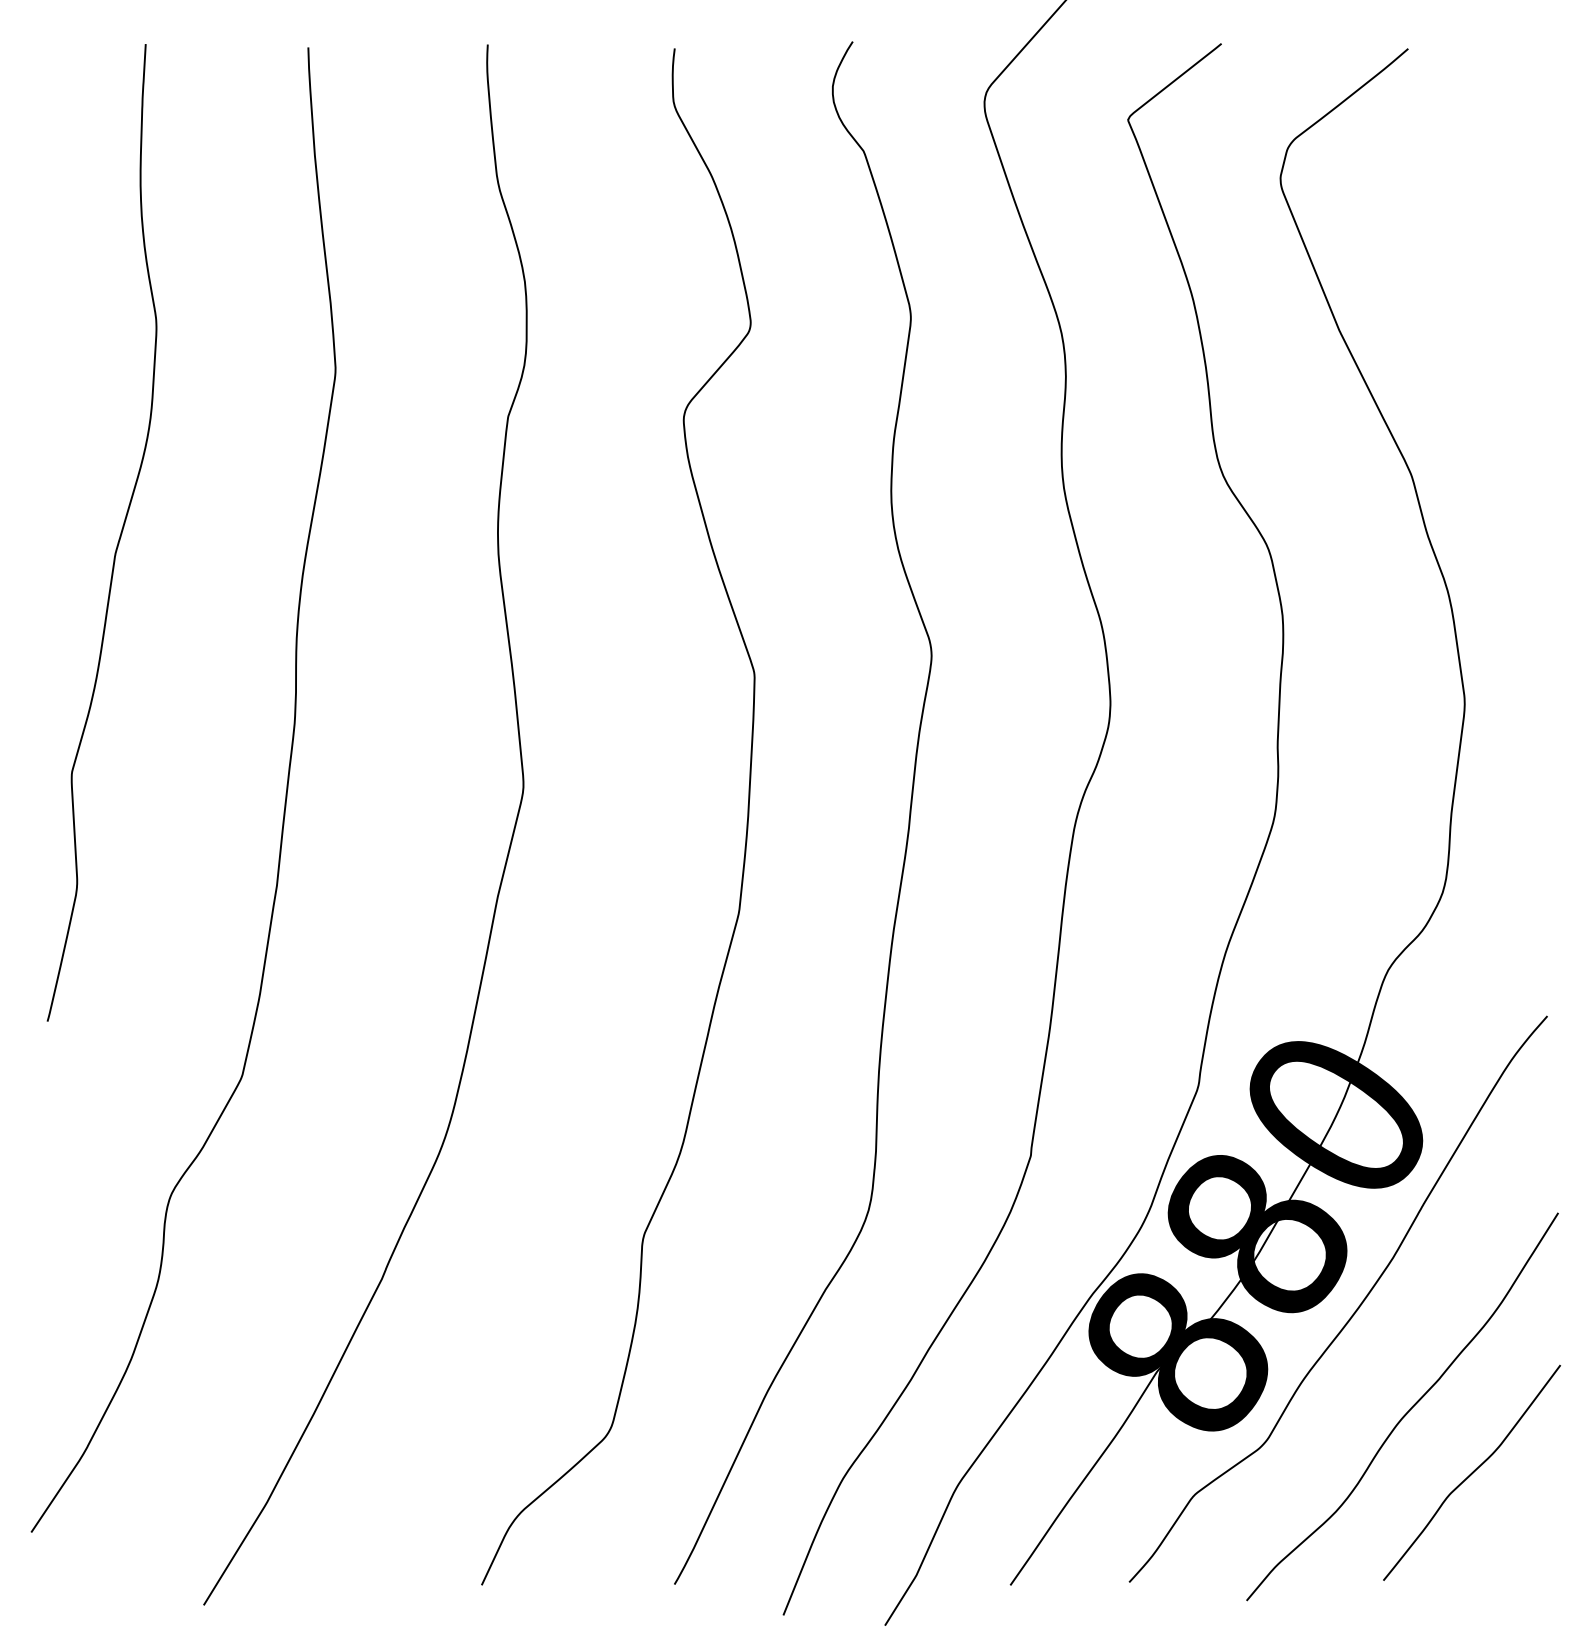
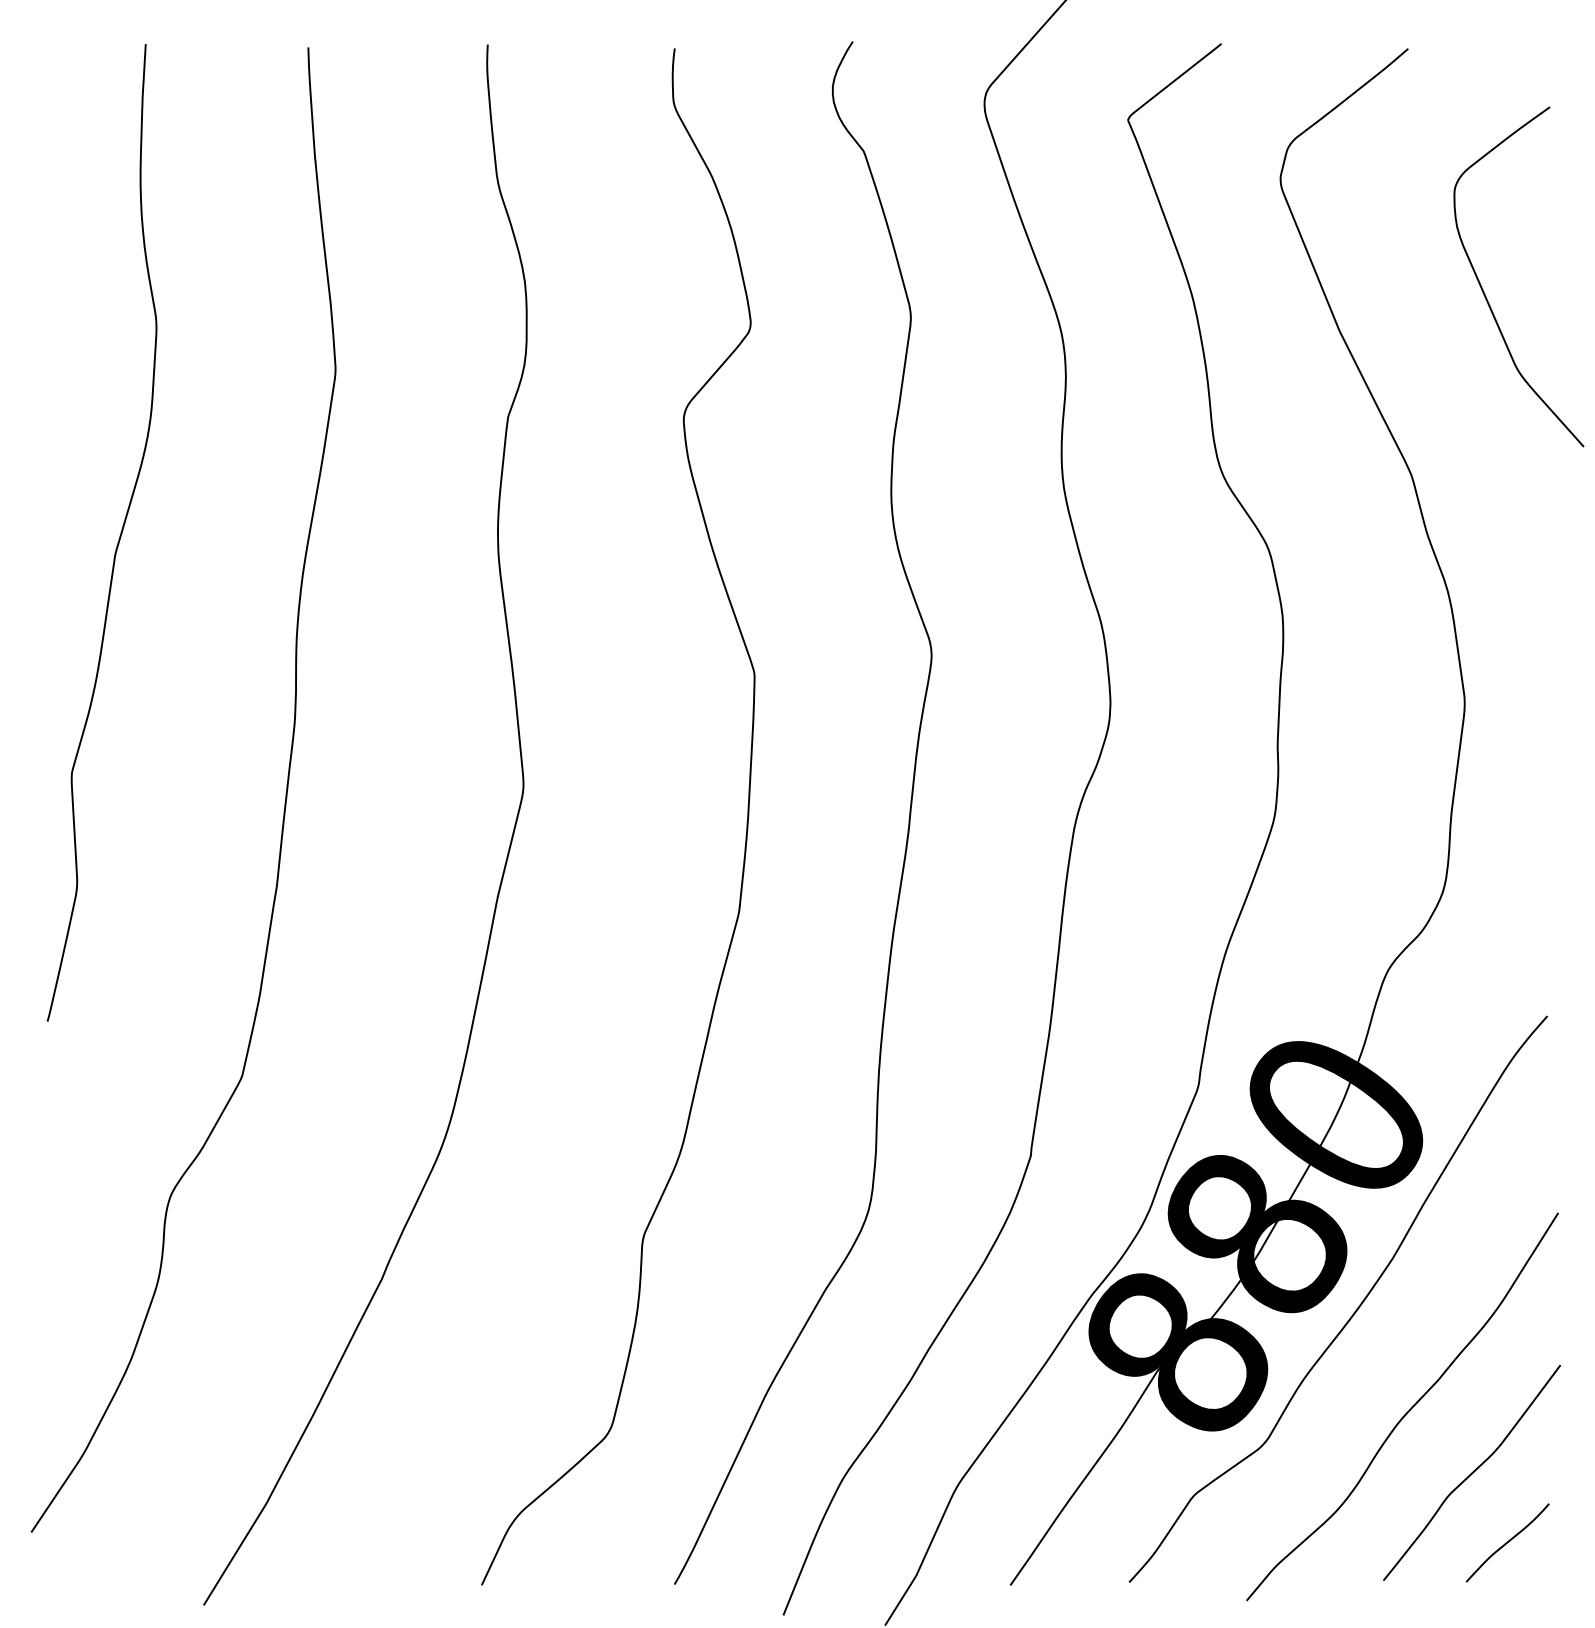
curve: none -> present (1484, 291)
curve: none -> present (1507, 1542)
